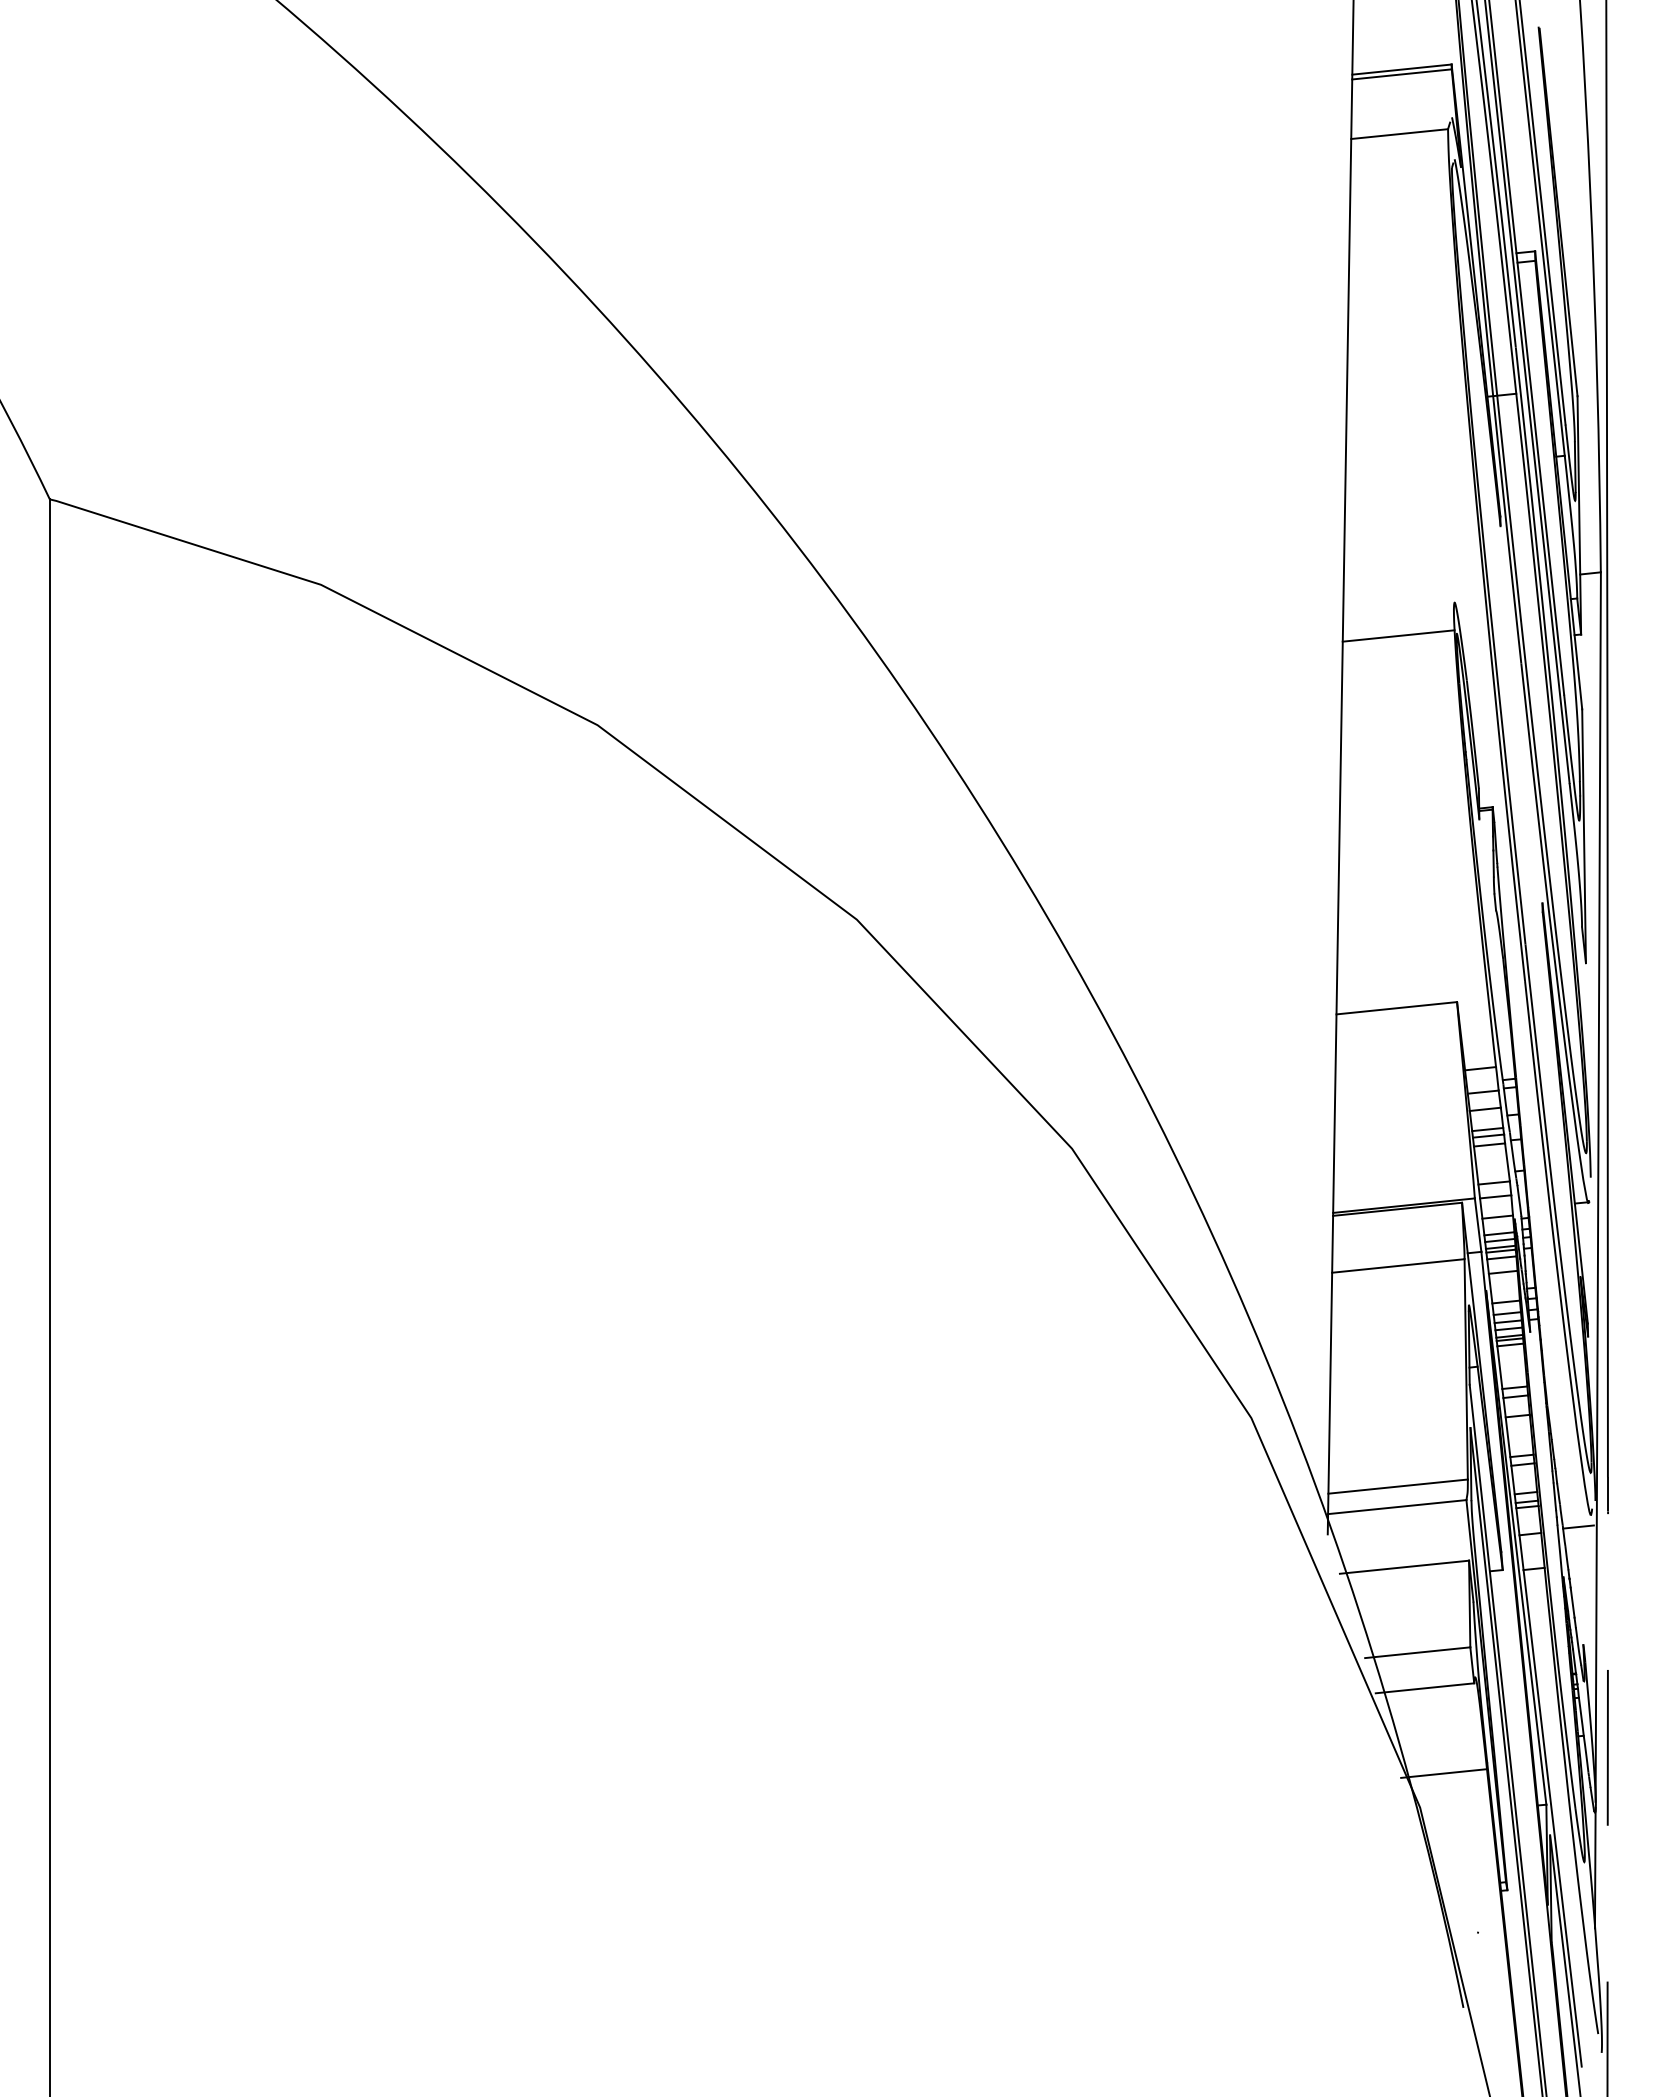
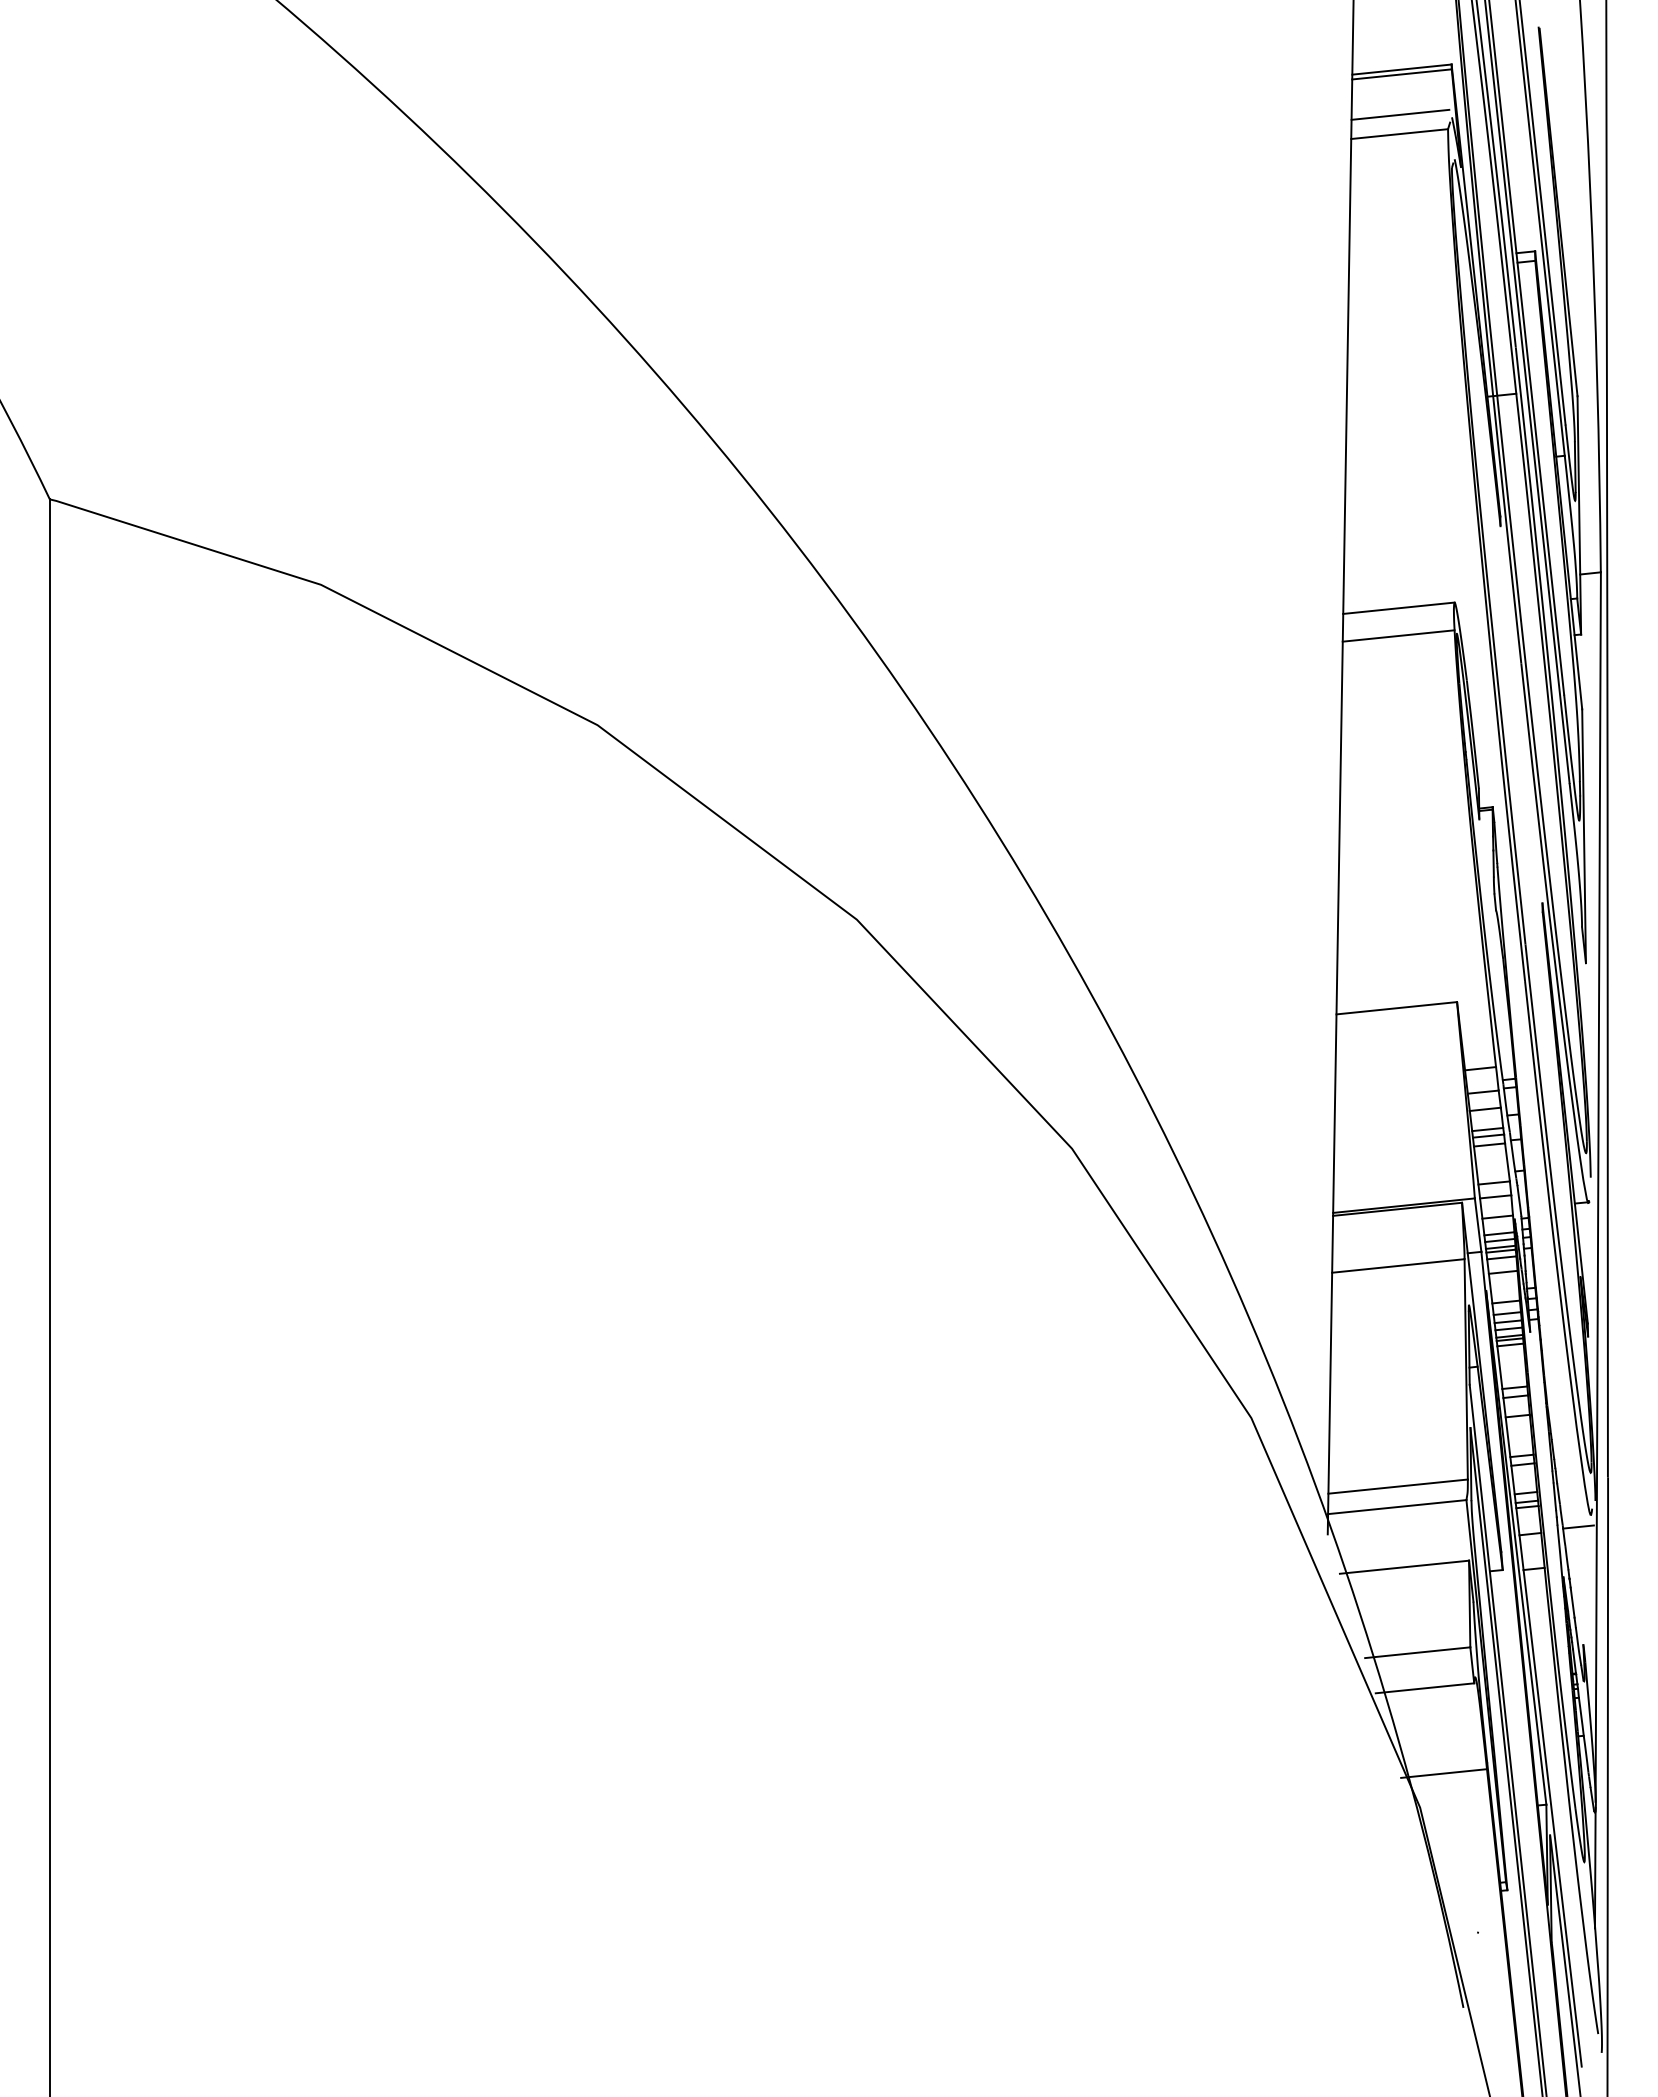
line: none -> present (1400, 114)
line: none -> present (1398, 607)
line: dashed -> solid (1607, 1786)
